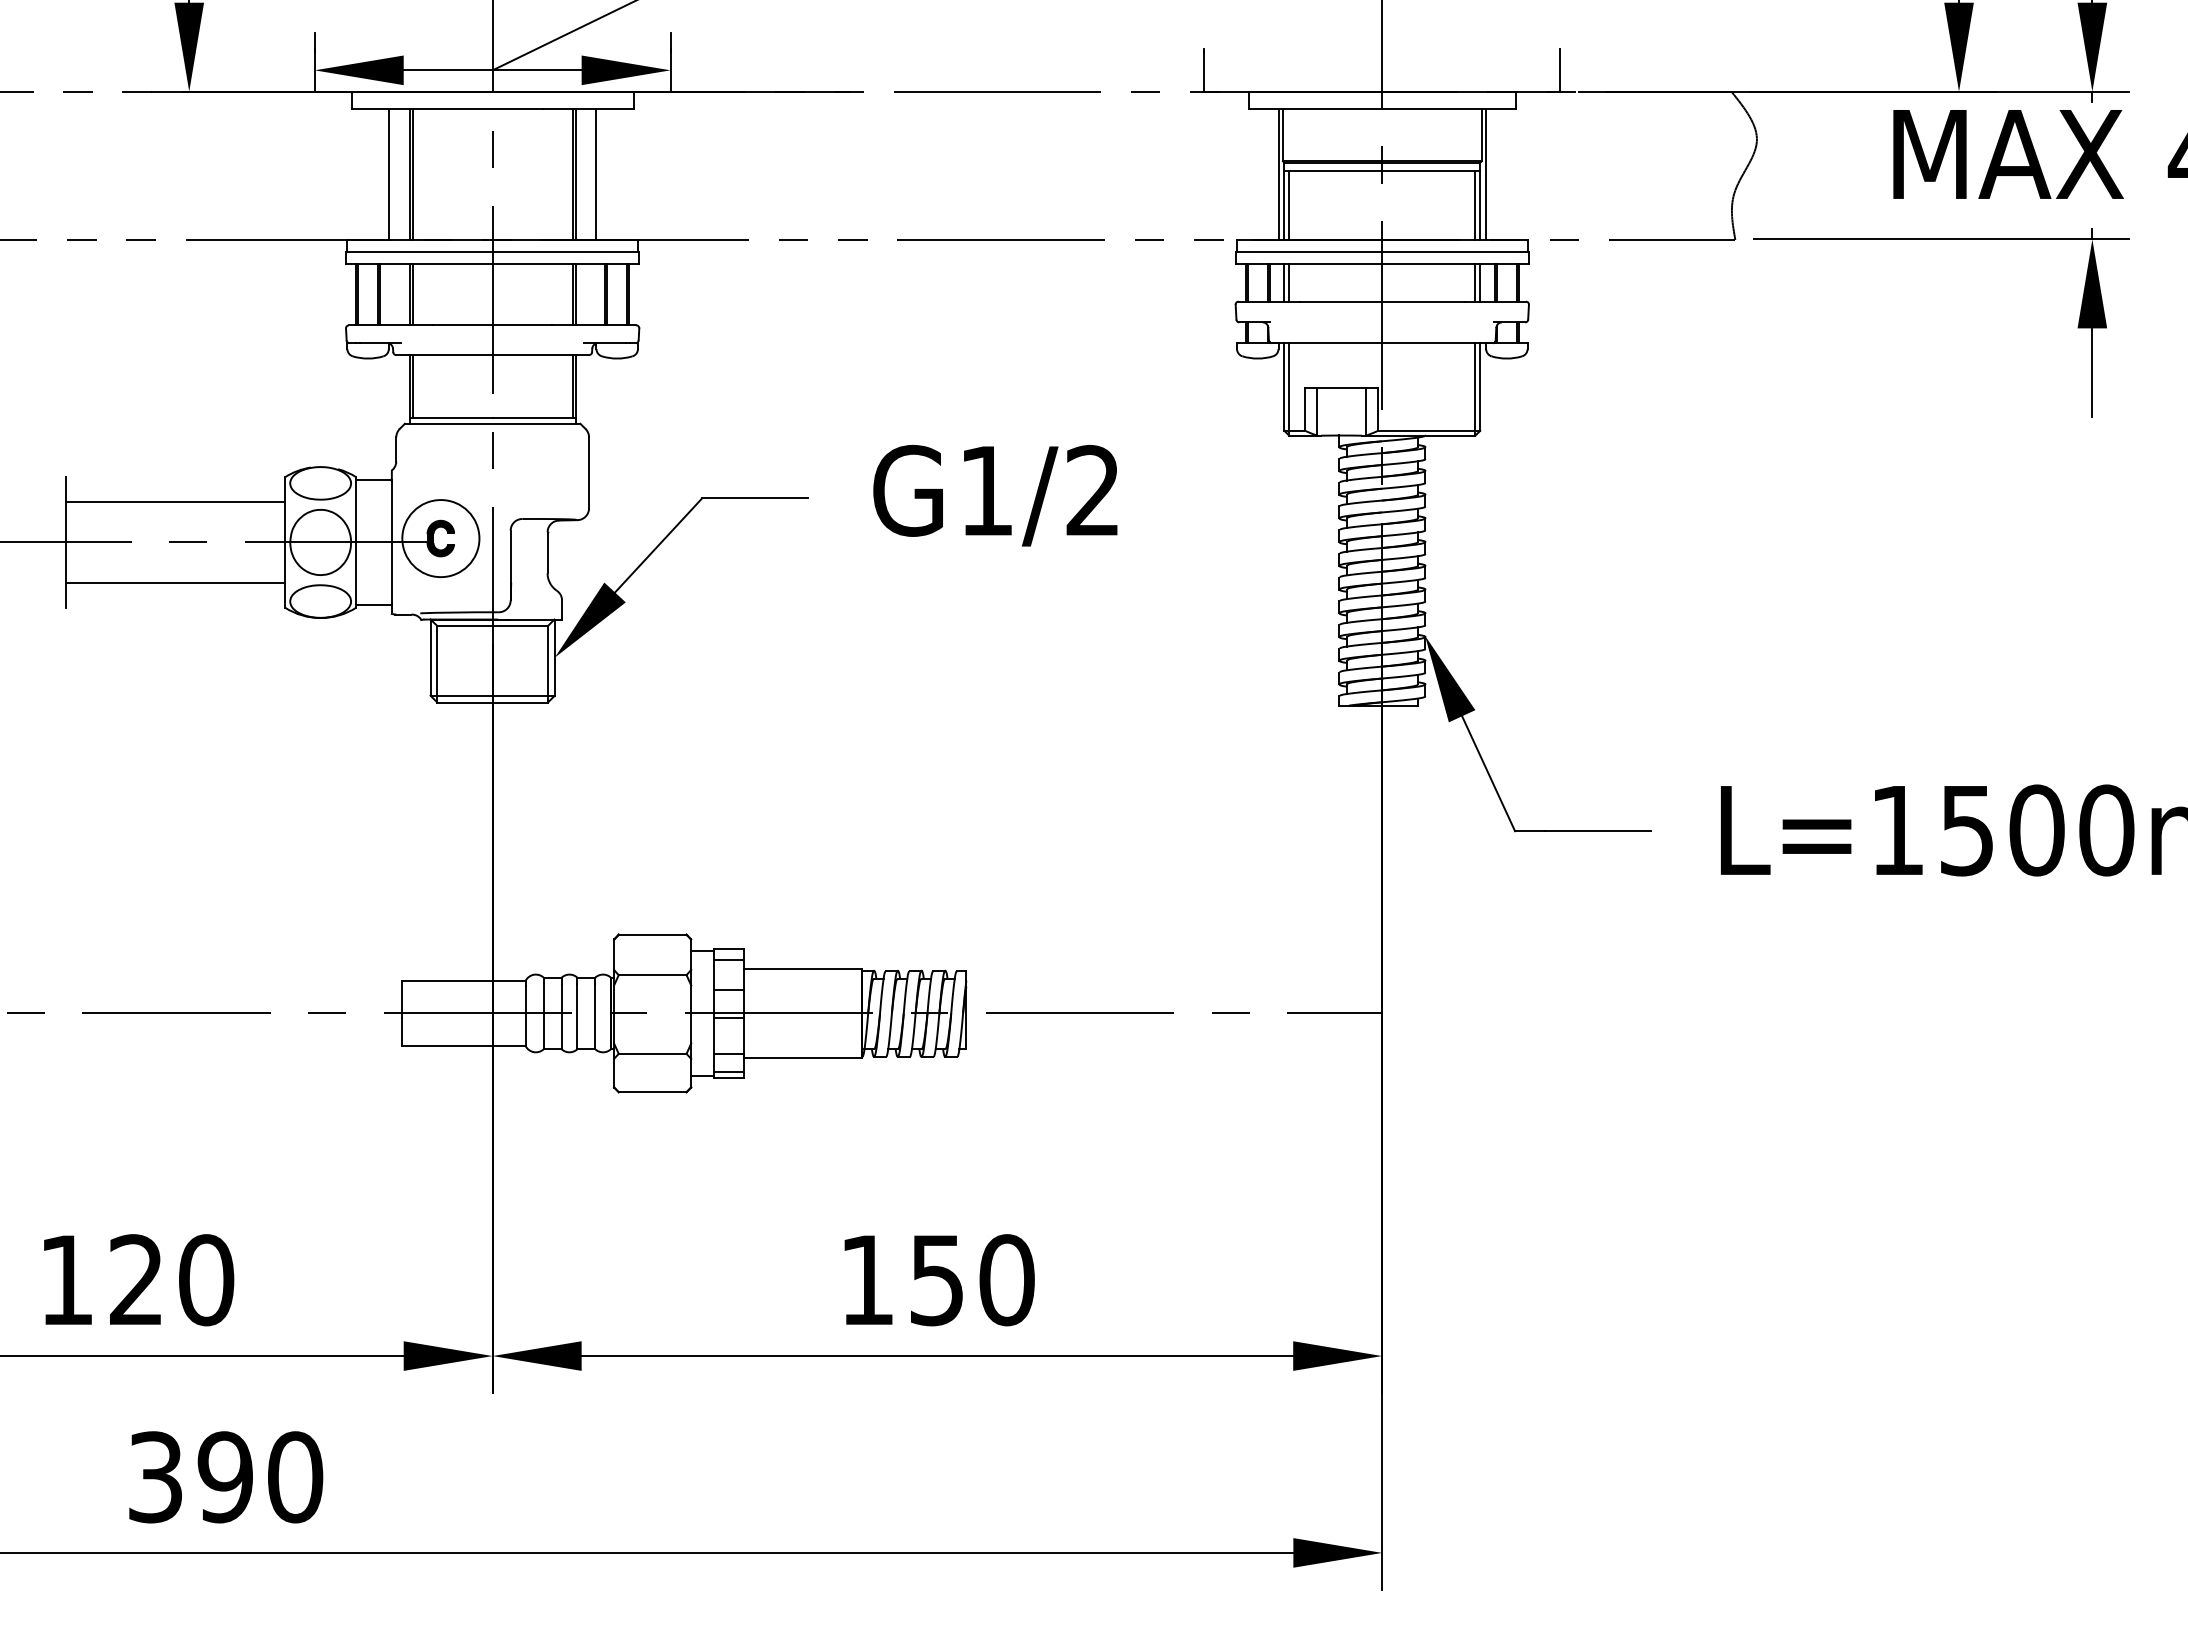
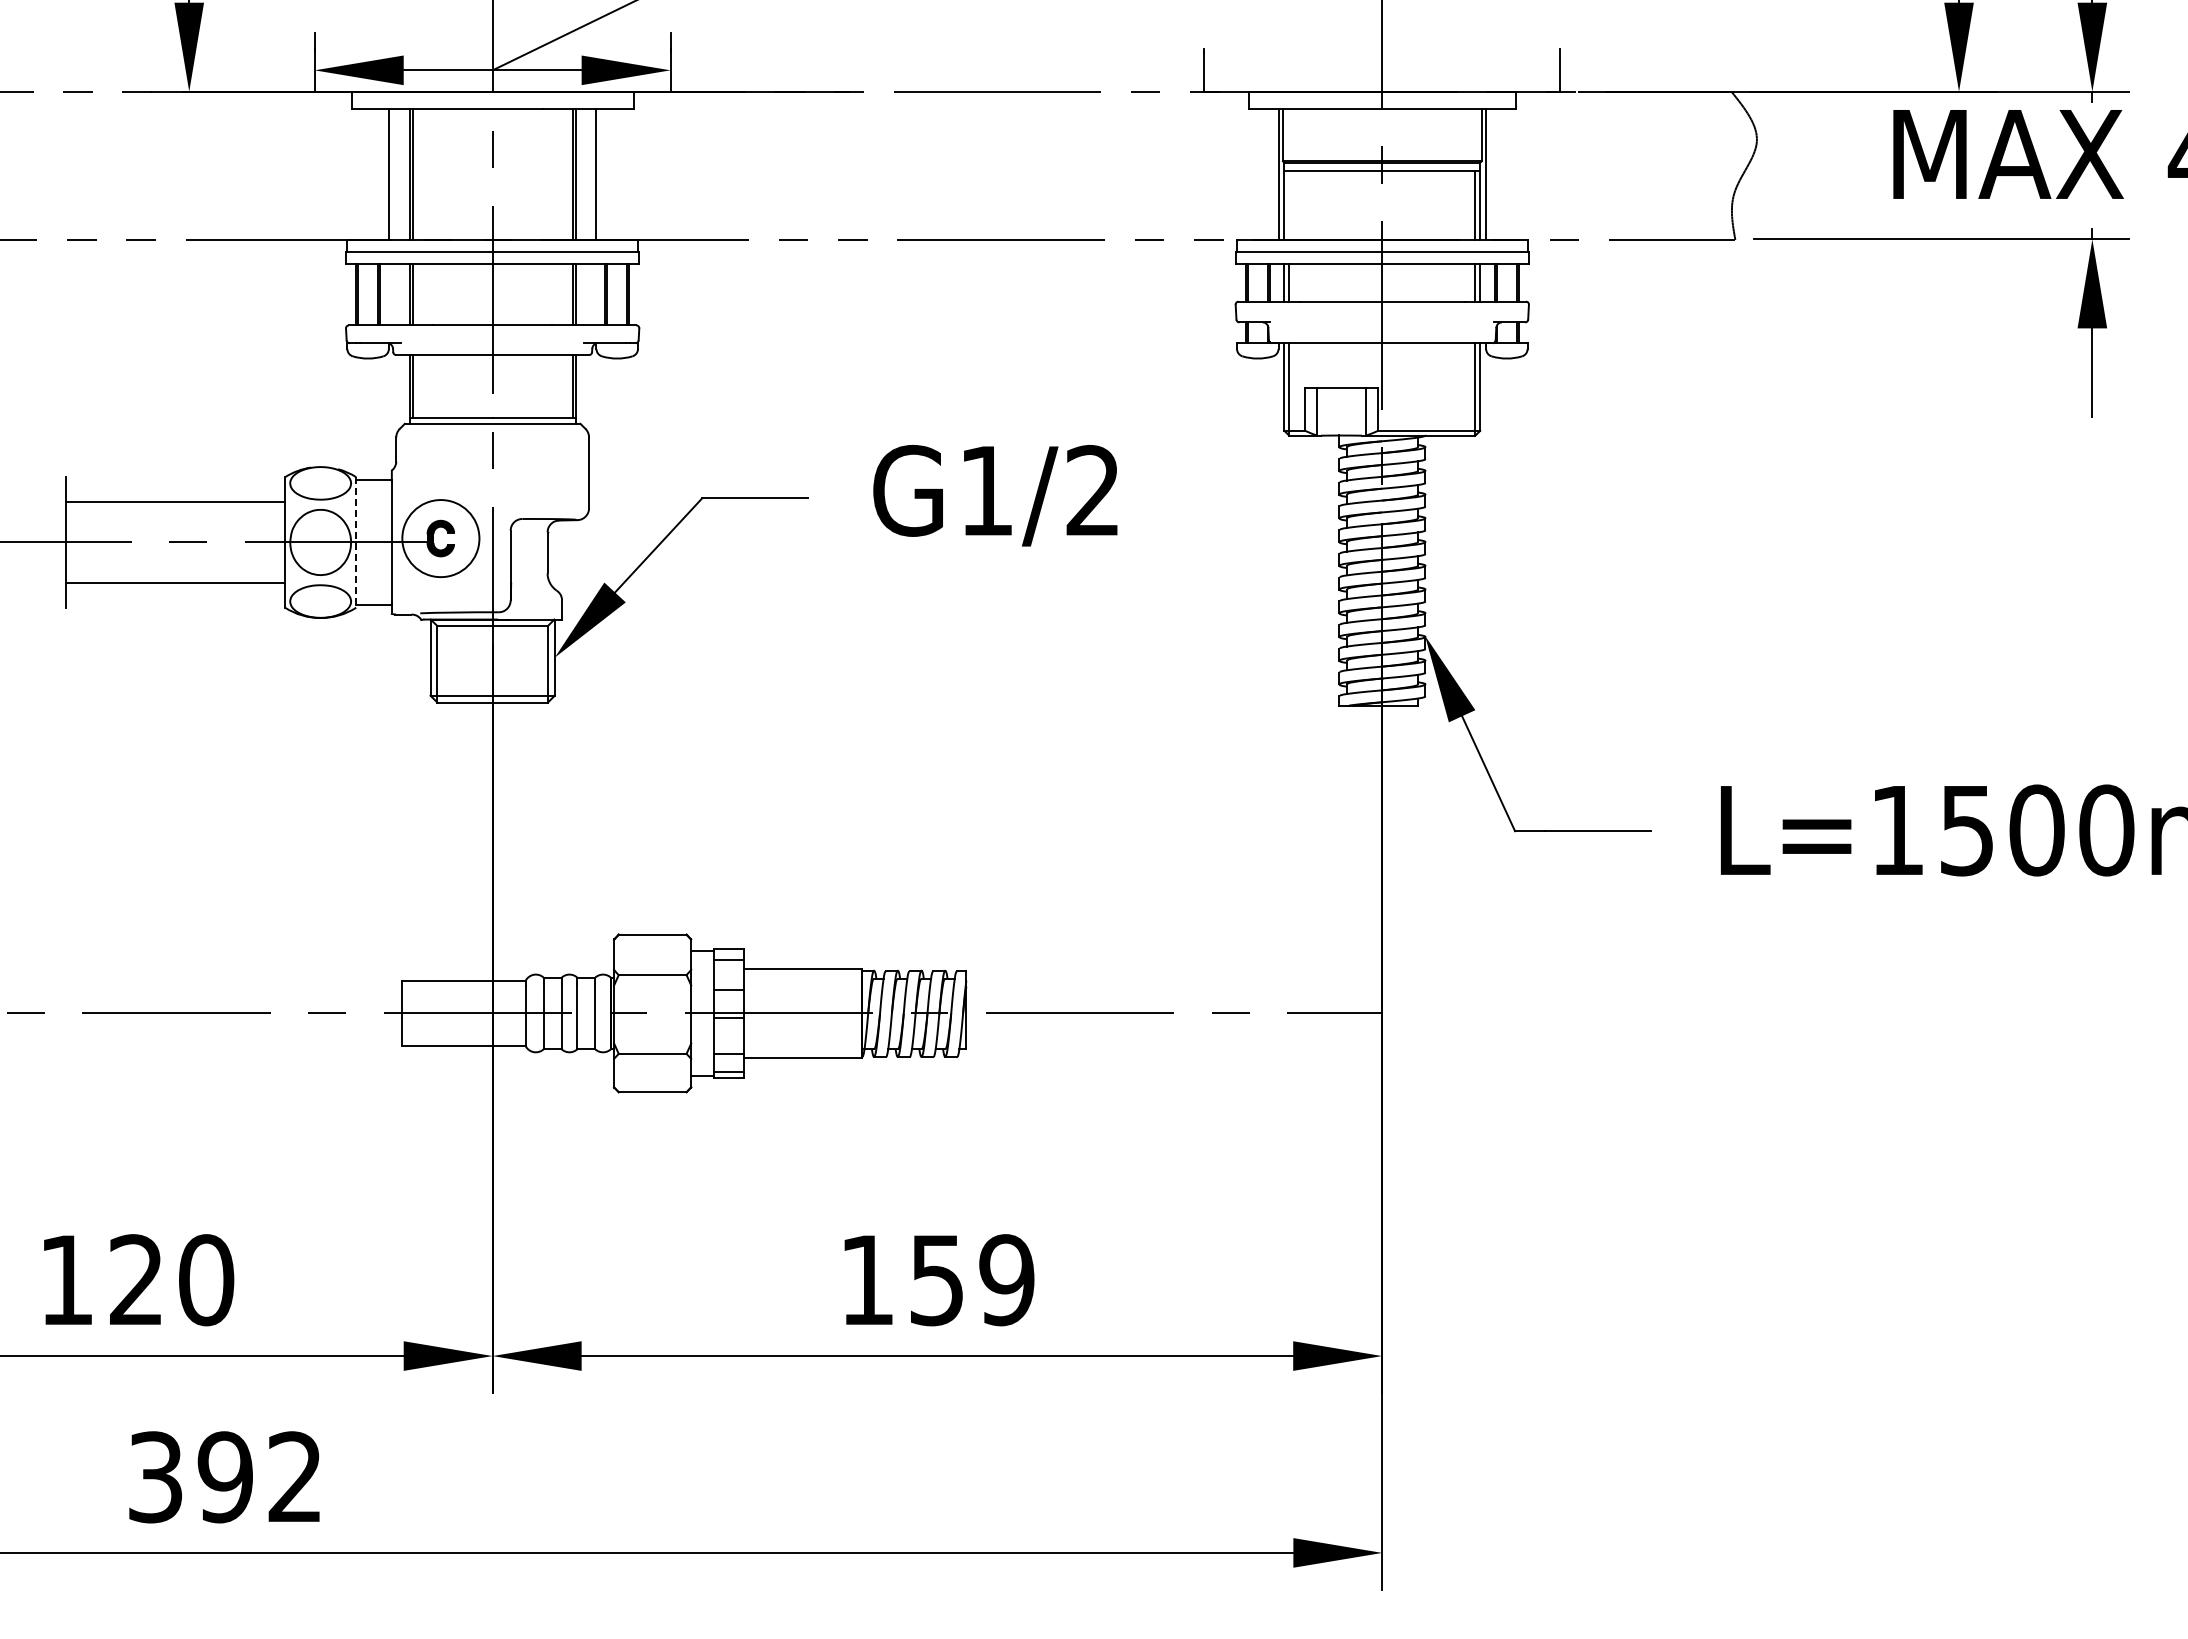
line: present -> none (1289, 205)
line: solid -> dashed (356, 542)
text: 150 -> 159 (1006, 1280)
text: 390 -> 392 (295, 1477)
